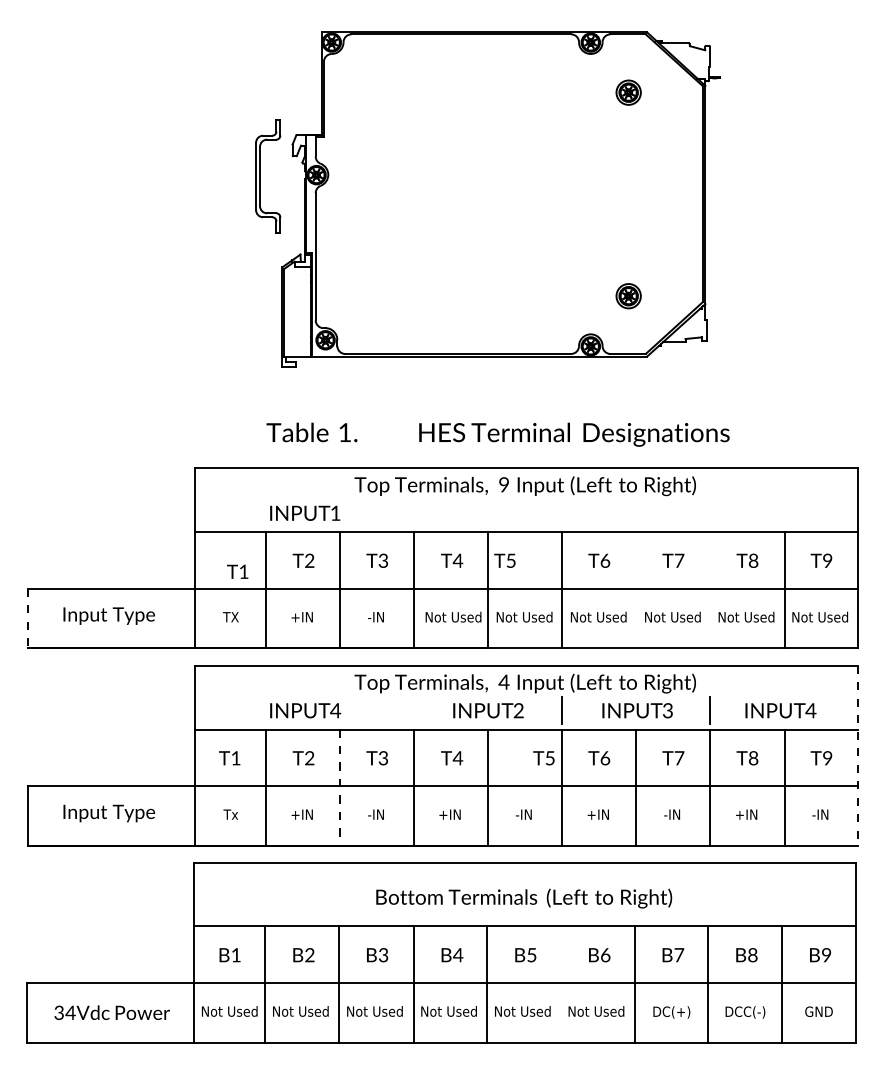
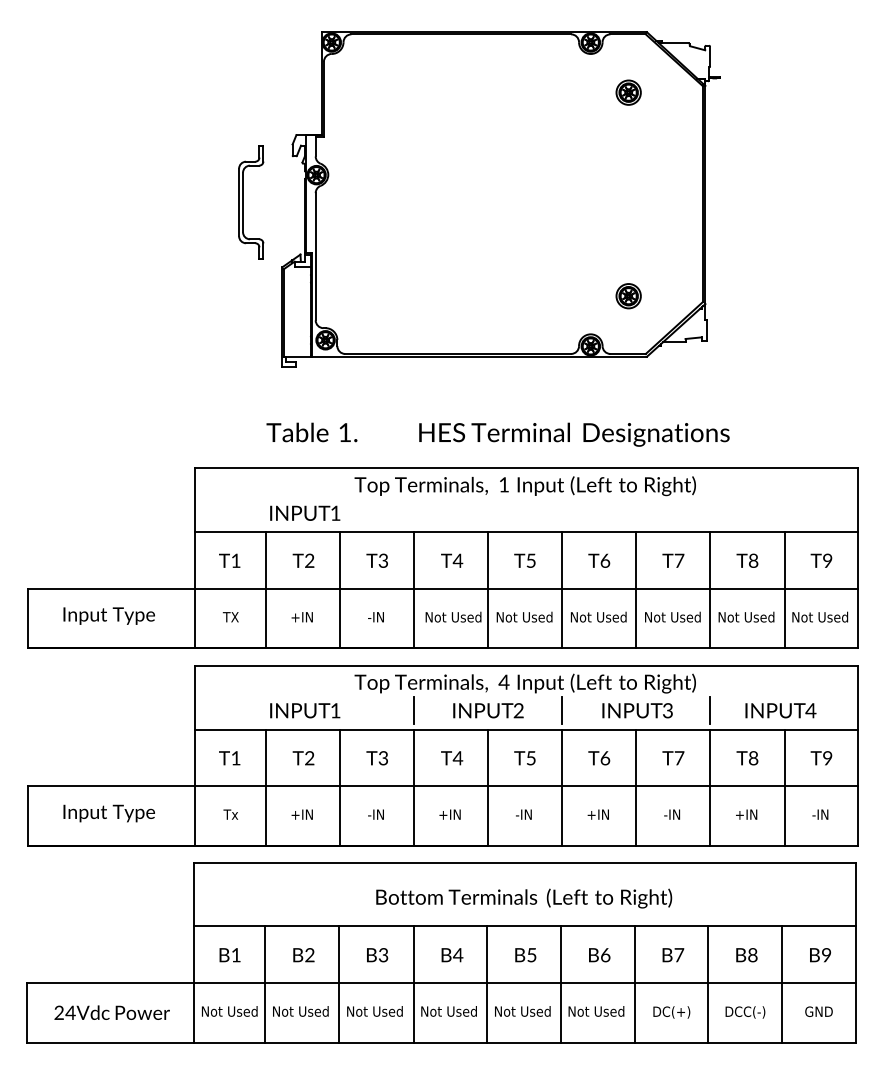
part position: (260, 176) -> (243, 202) (243, 202)
text: 9 -> 1 (503, 484)
text position: (504, 560) -> (524, 560) (524, 560)
text position: (237, 571) -> (229, 560) (229, 560)
line: none -> present (636, 590)
line: none -> present (710, 590)
line: dashed -> solid (27, 618)
text: 4 -> 1 (335, 710)
line: none -> present (414, 710)
line: dashed -> solid (858, 756)
text position: (543, 758) -> (524, 758) (524, 758)
line: dashed -> solid (340, 788)
line: none -> present (560, 984)
text: 34Vdc -> 24Vdc (58, 1014)
